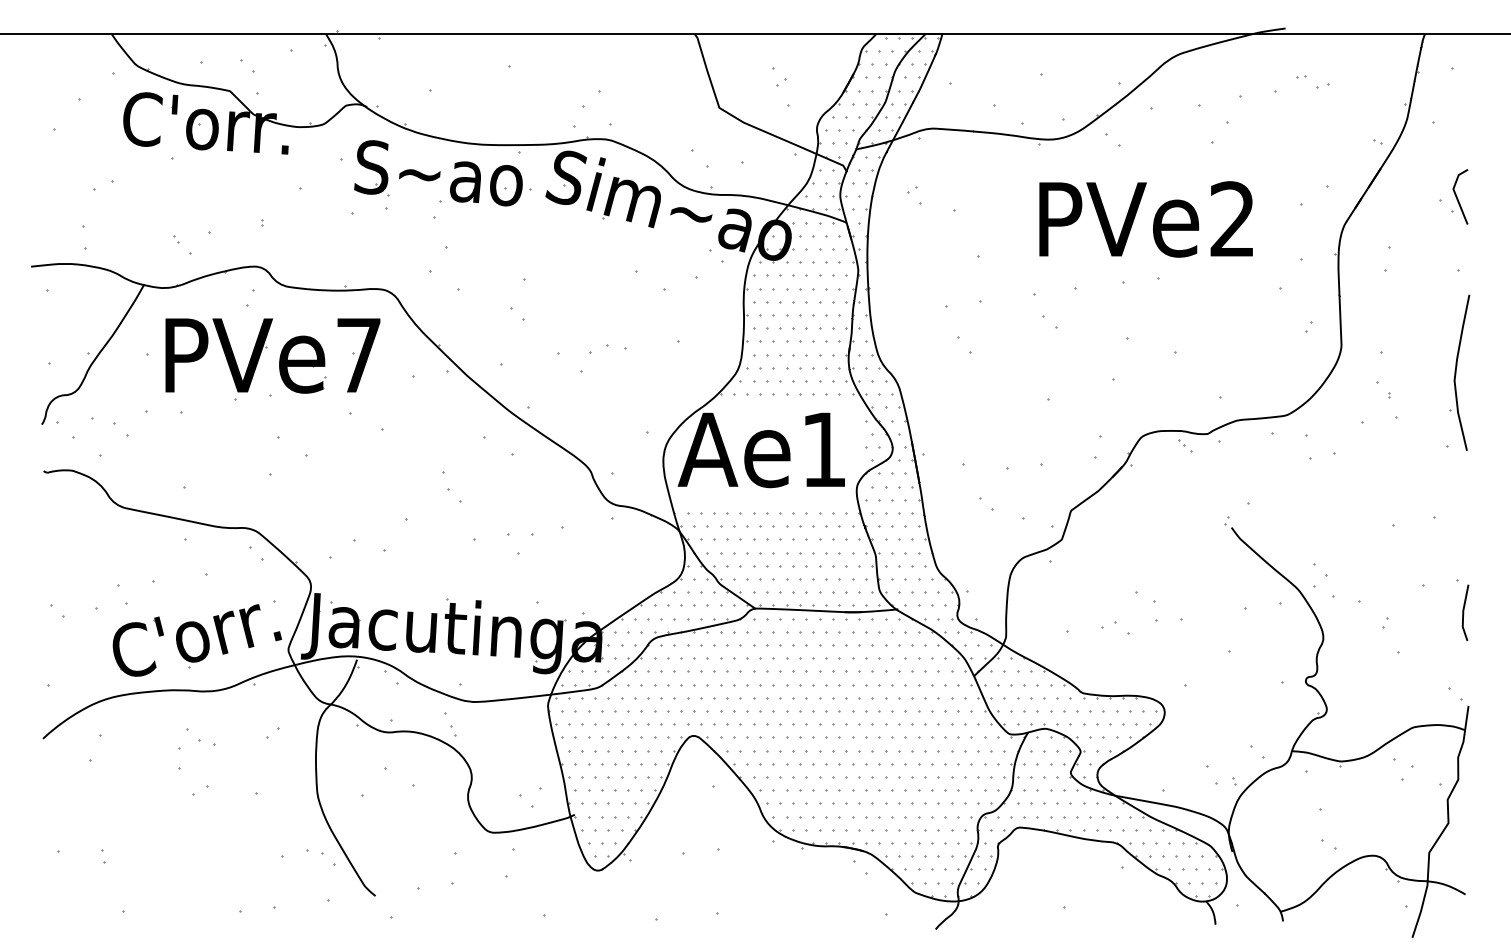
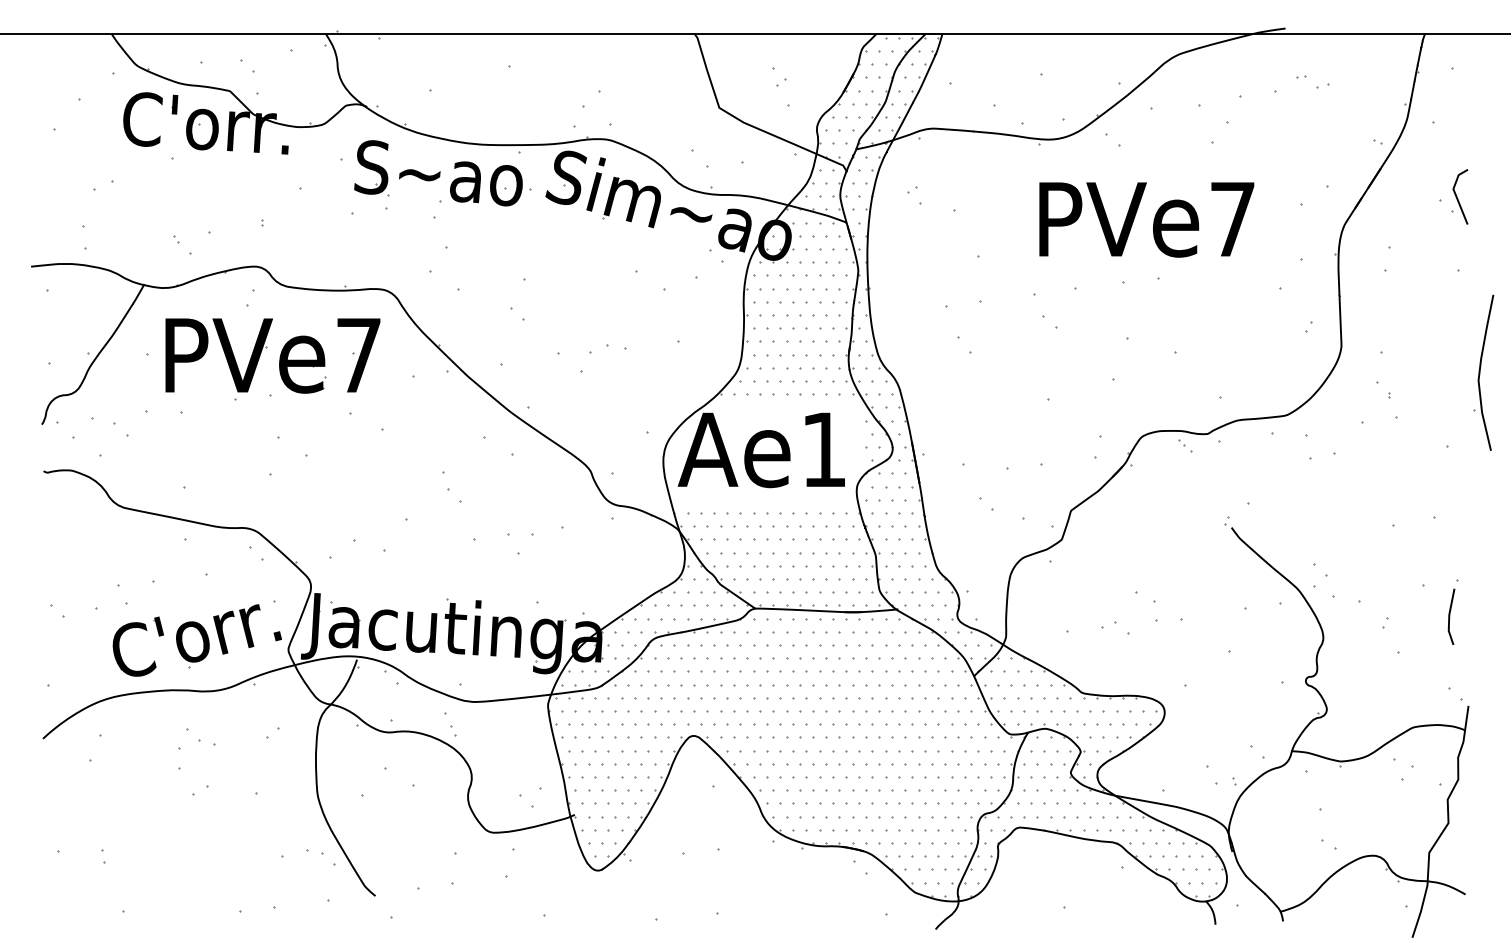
text: PVe2 -> PVe7 (1232, 218)
part position: (1459, 372) -> (1483, 372) (1483, 372)
line position: (1464, 612) -> (1450, 616) (1450, 616)
